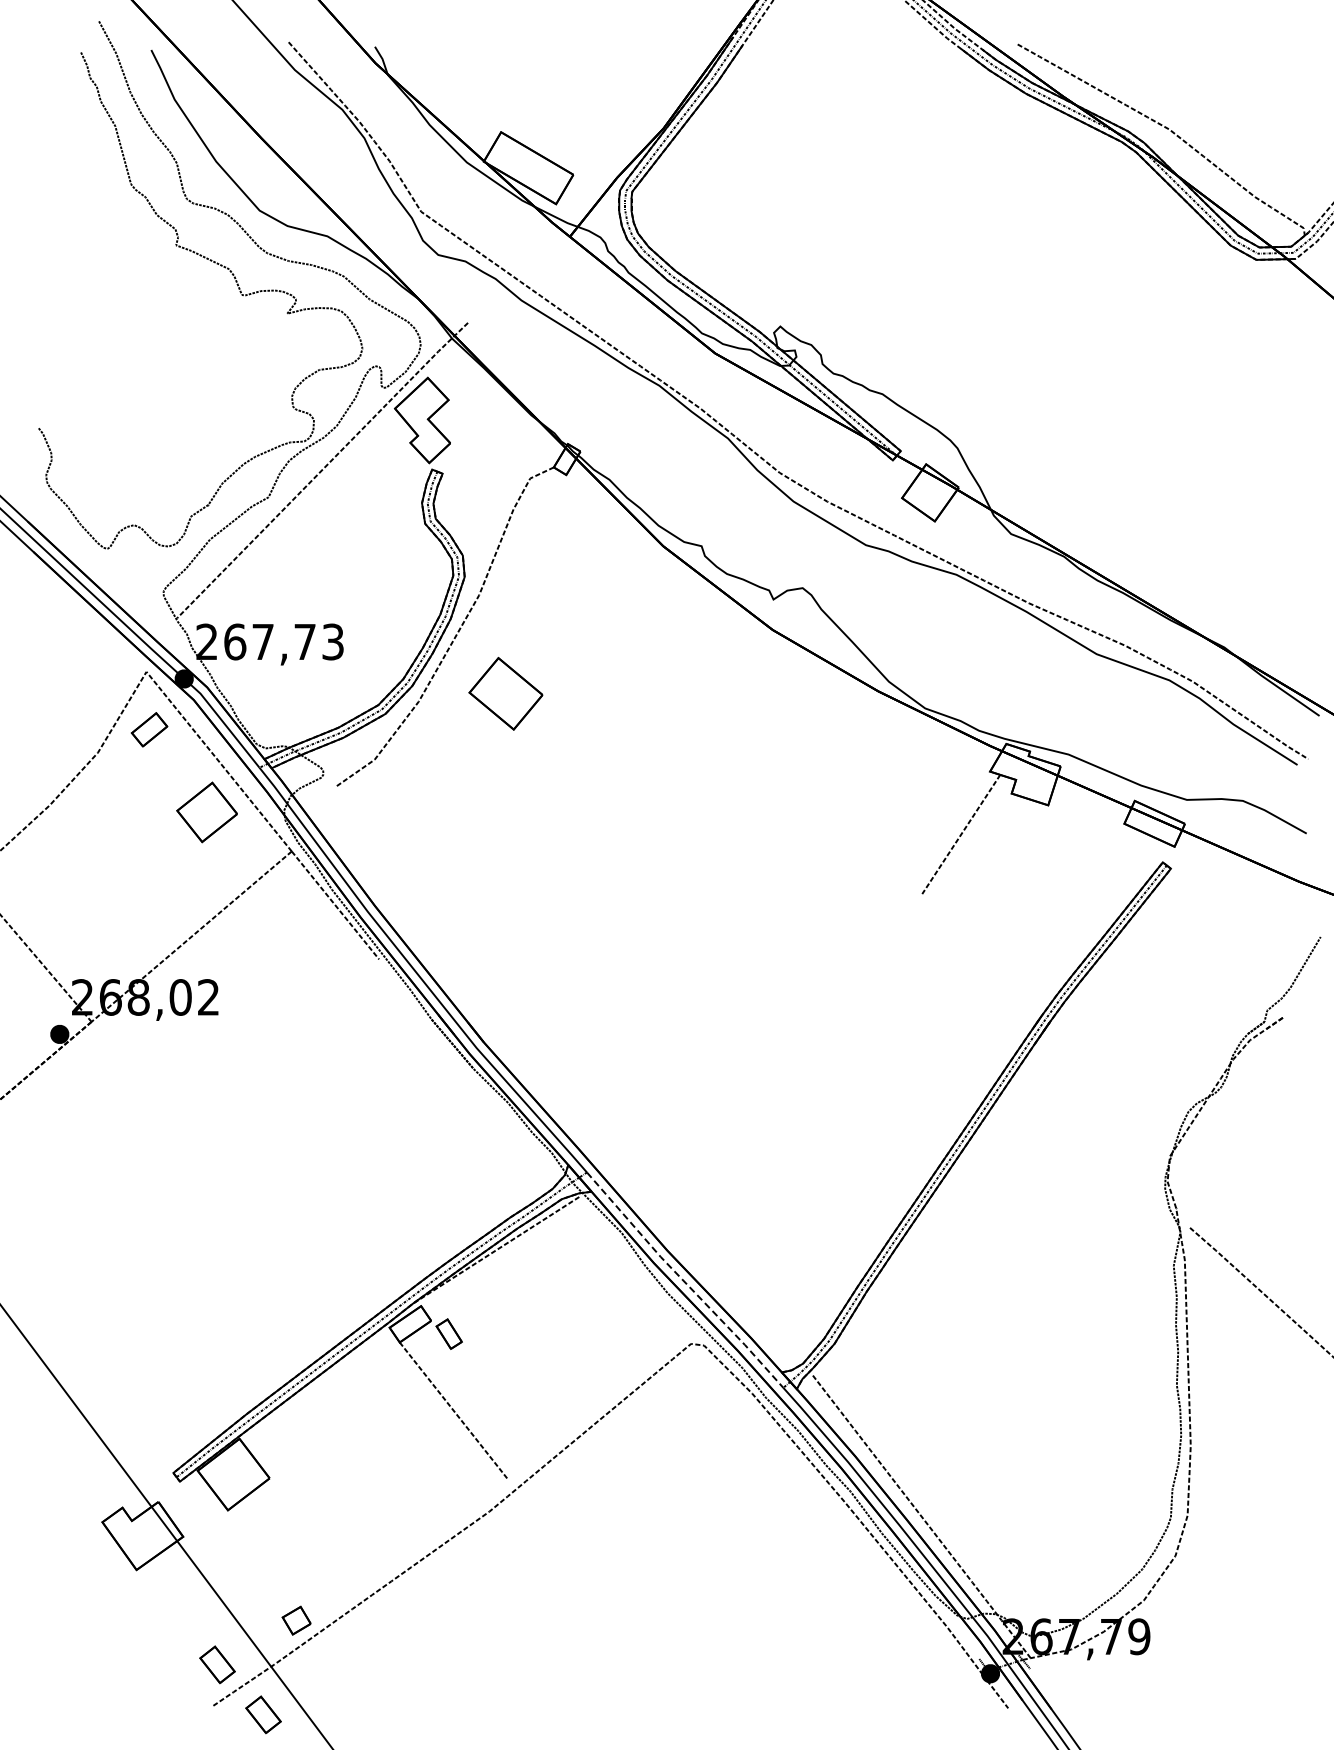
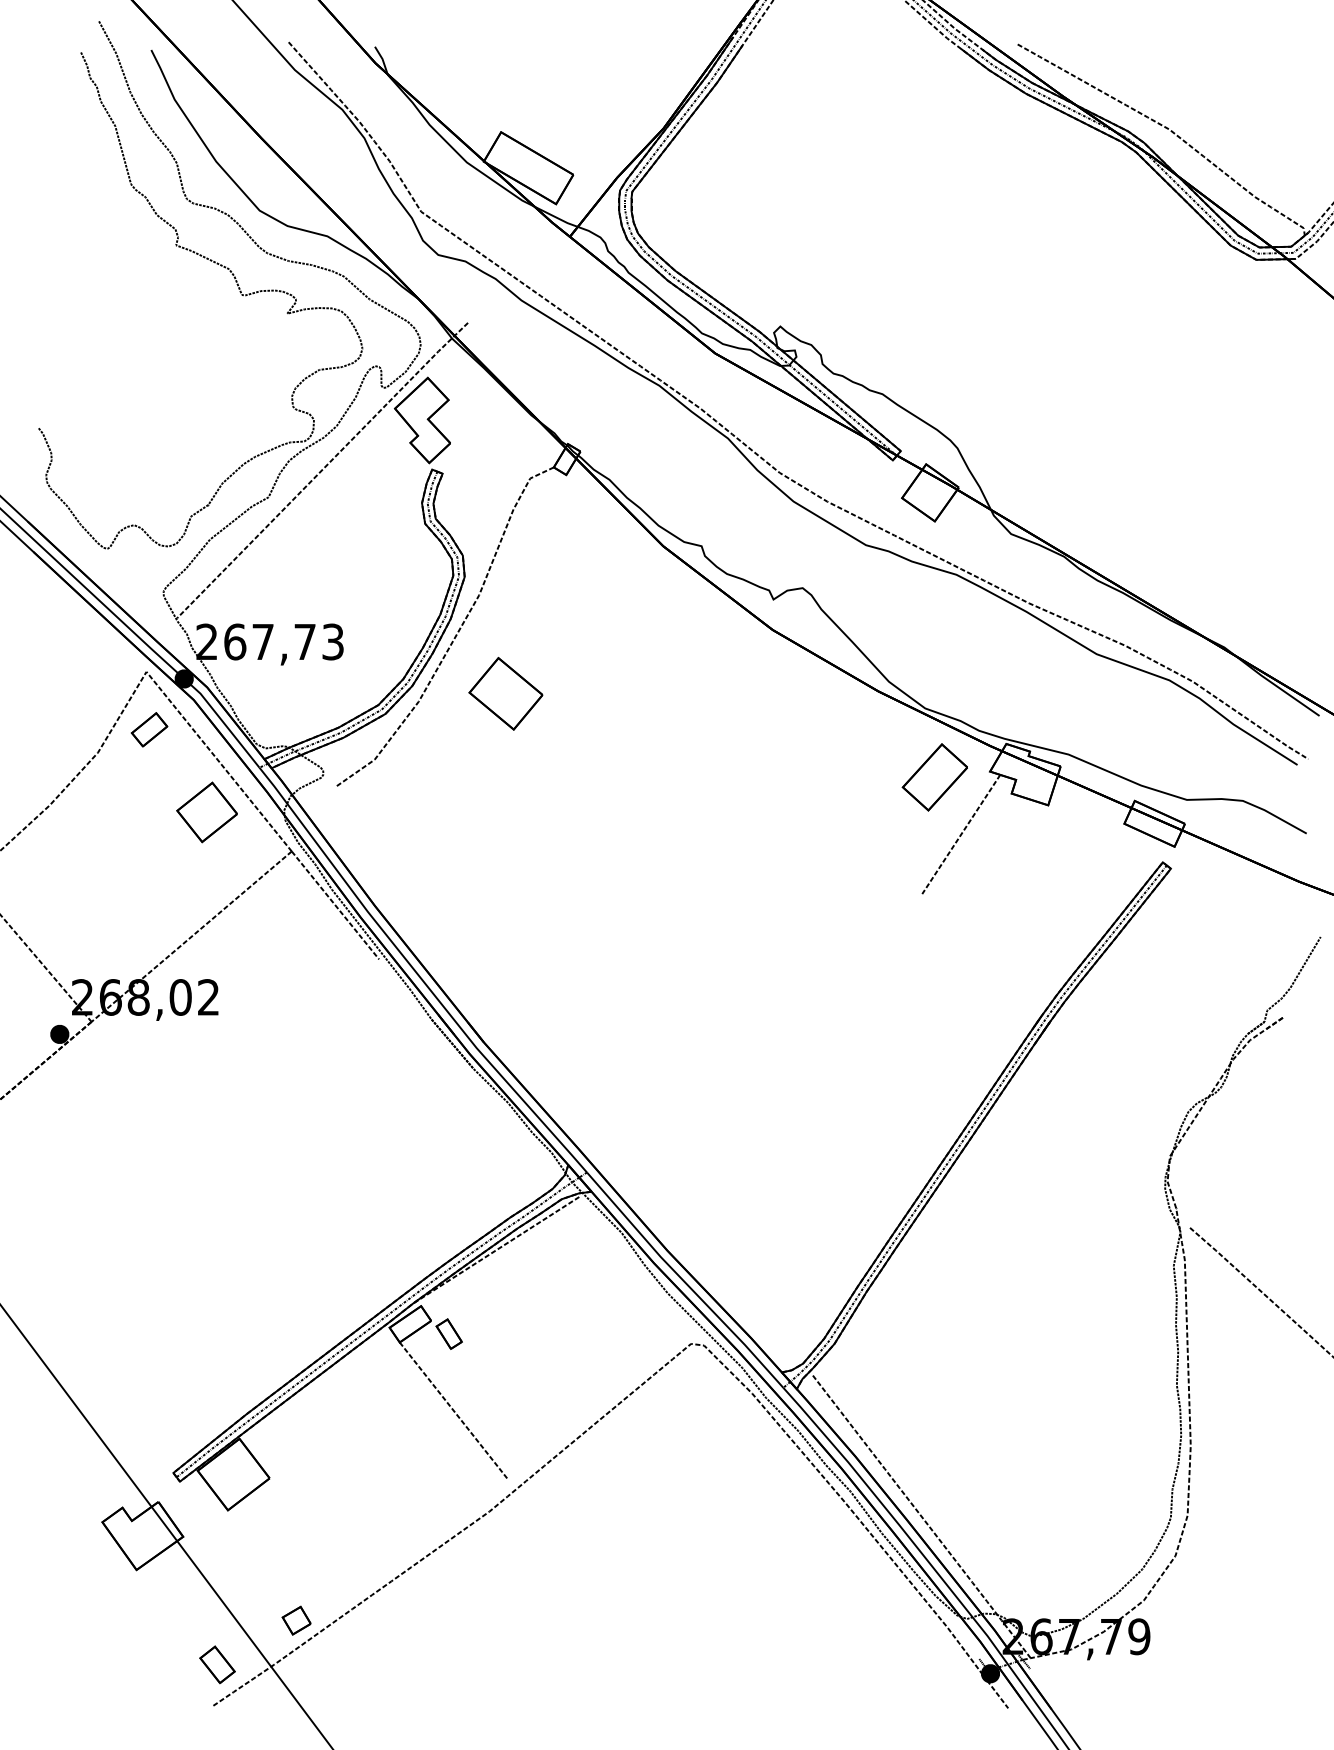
part: none -> present (934, 777)
line: dashed -> solid (684, 1281)
part: present -> none (263, 1714)
